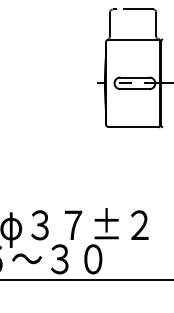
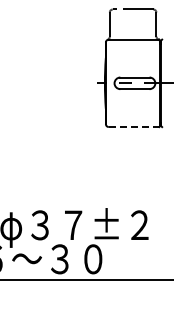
line: solid -> dashed (134, 127)
